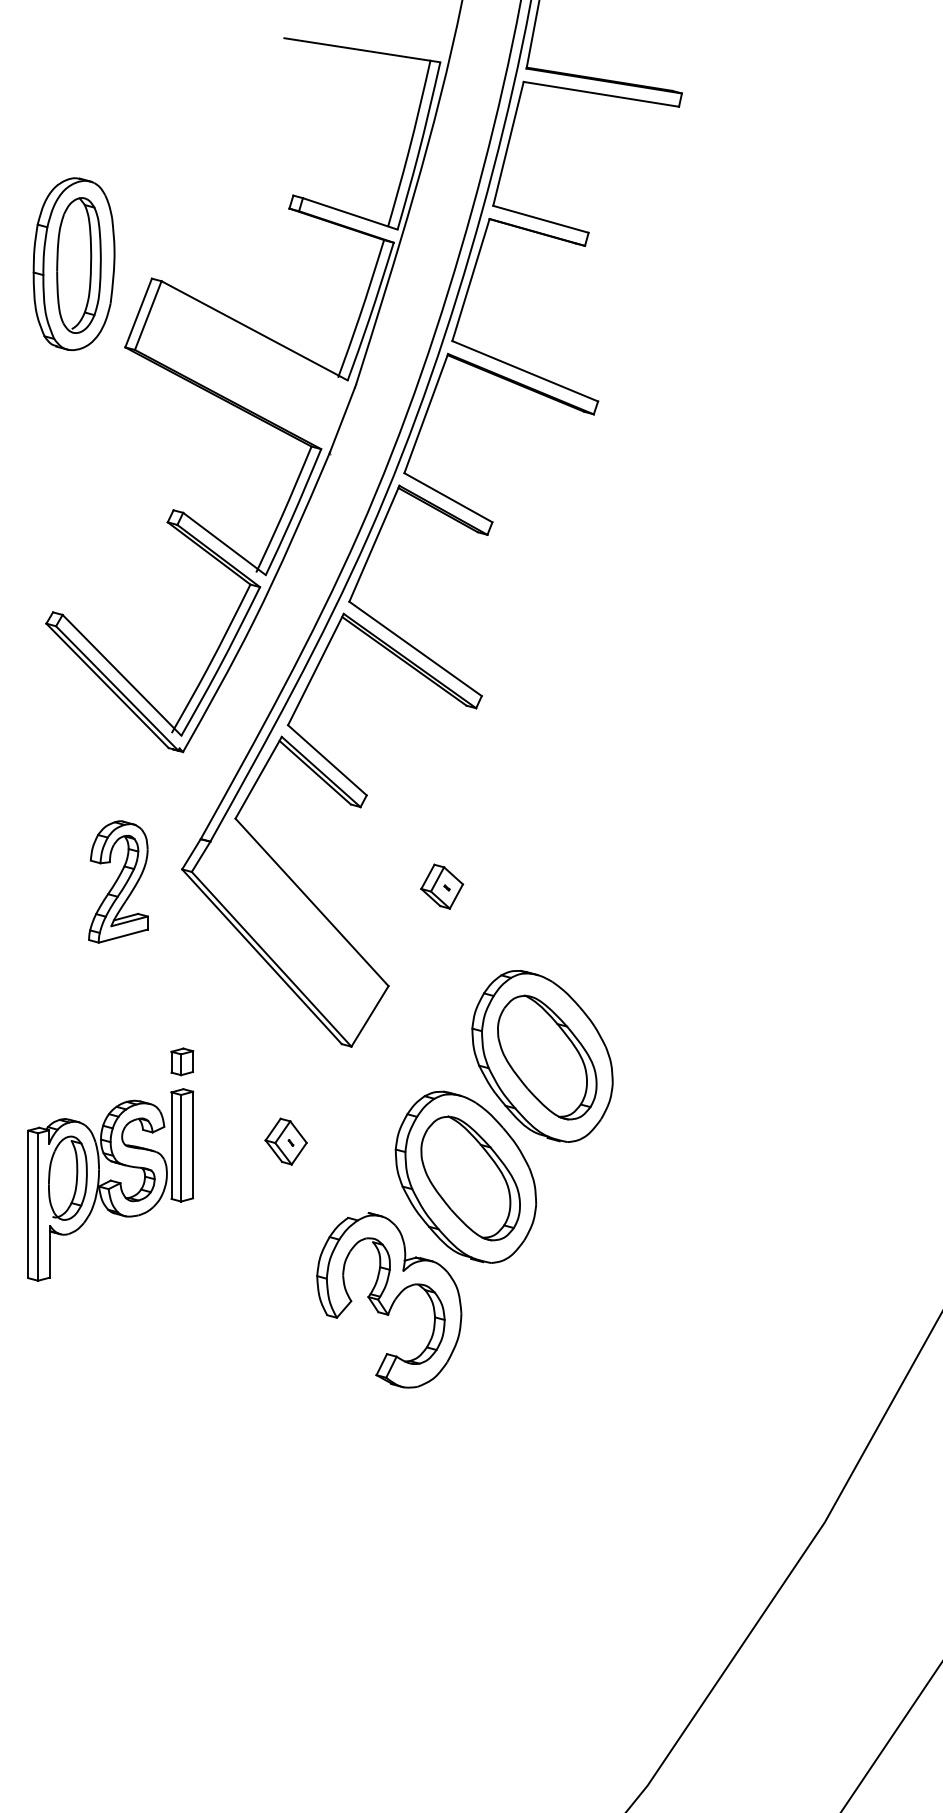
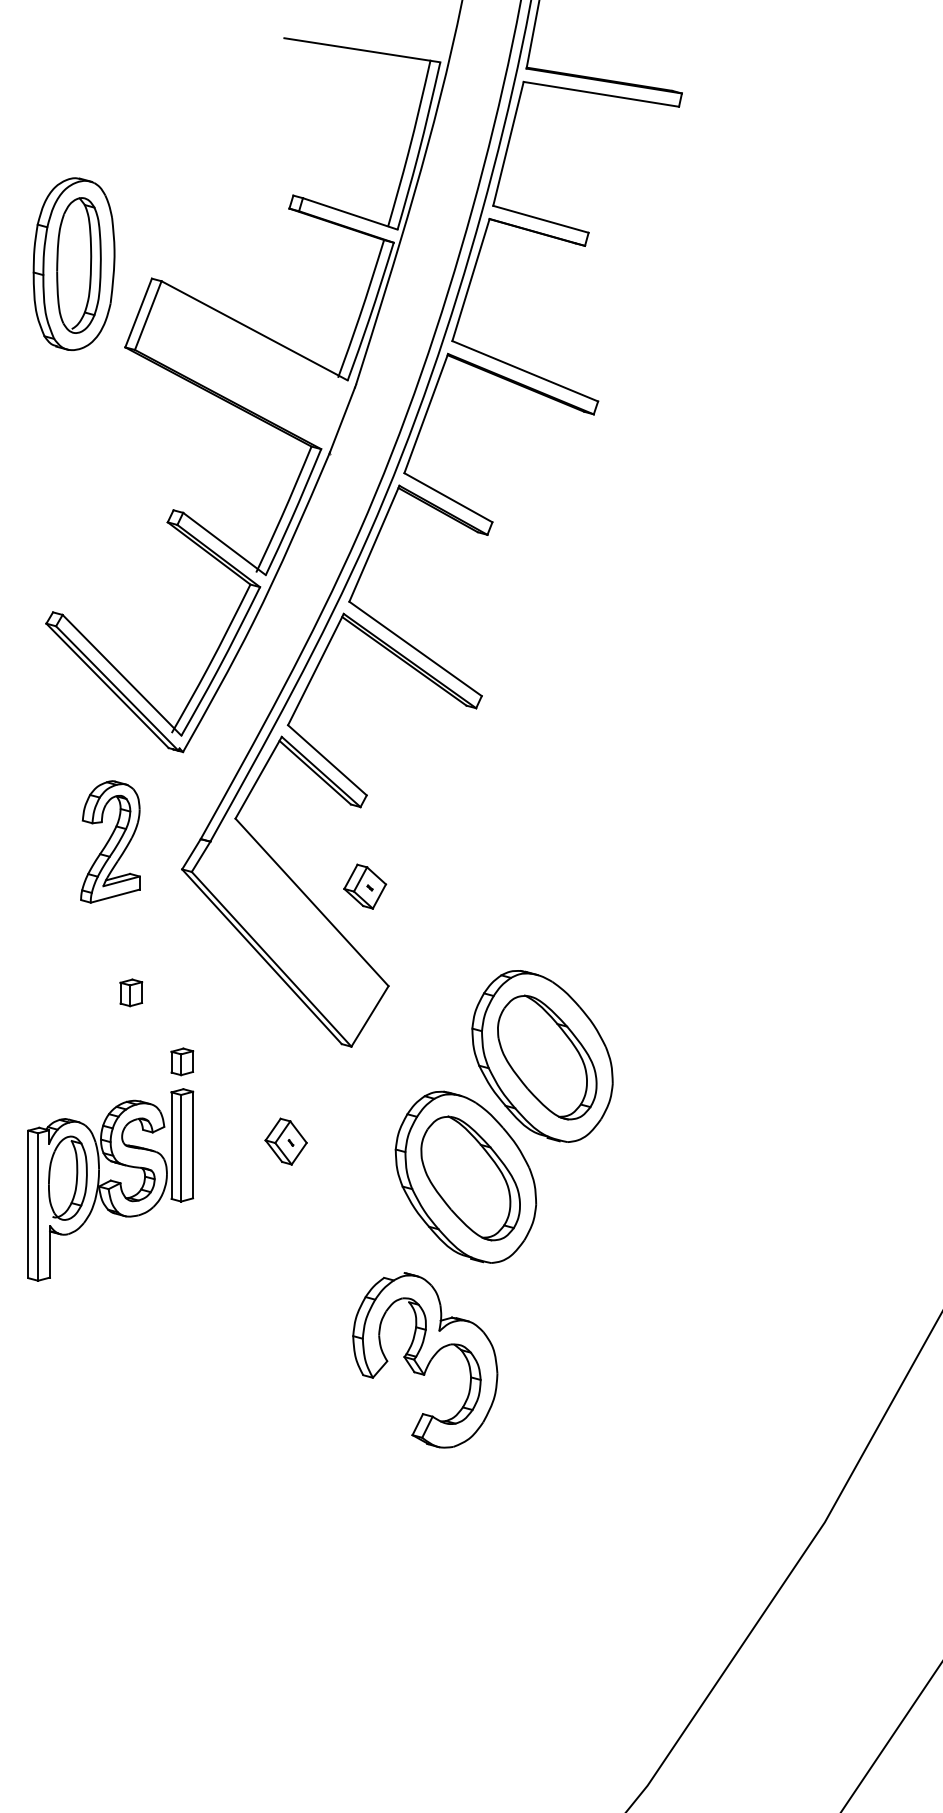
part position: (118, 881) -> (110, 841) (110, 841)
part position: (442, 886) -> (365, 886) (365, 886)
part: none -> present (131, 992)
part position: (389, 1300) -> (425, 1360) (425, 1360)
